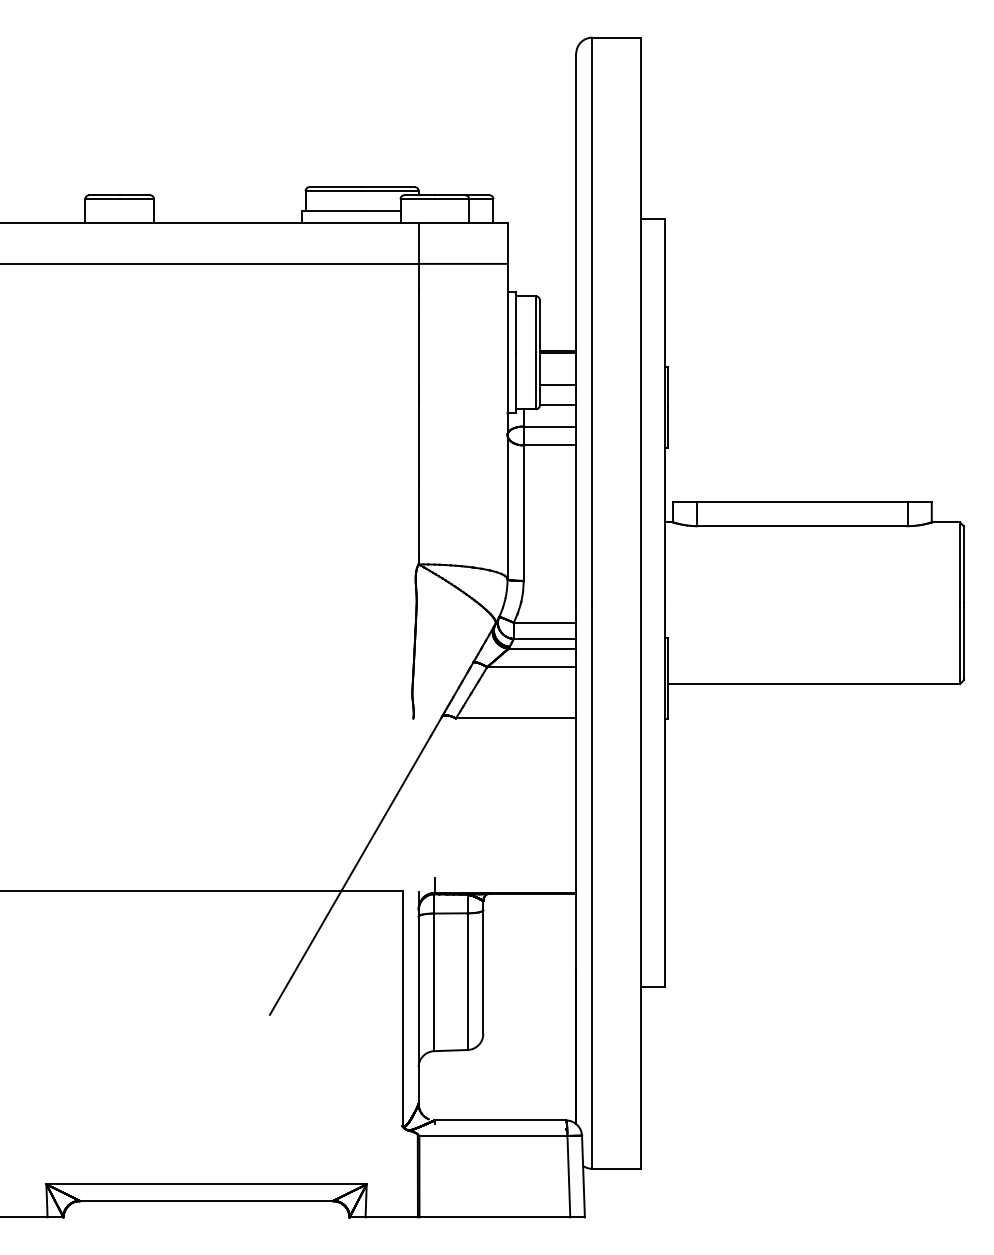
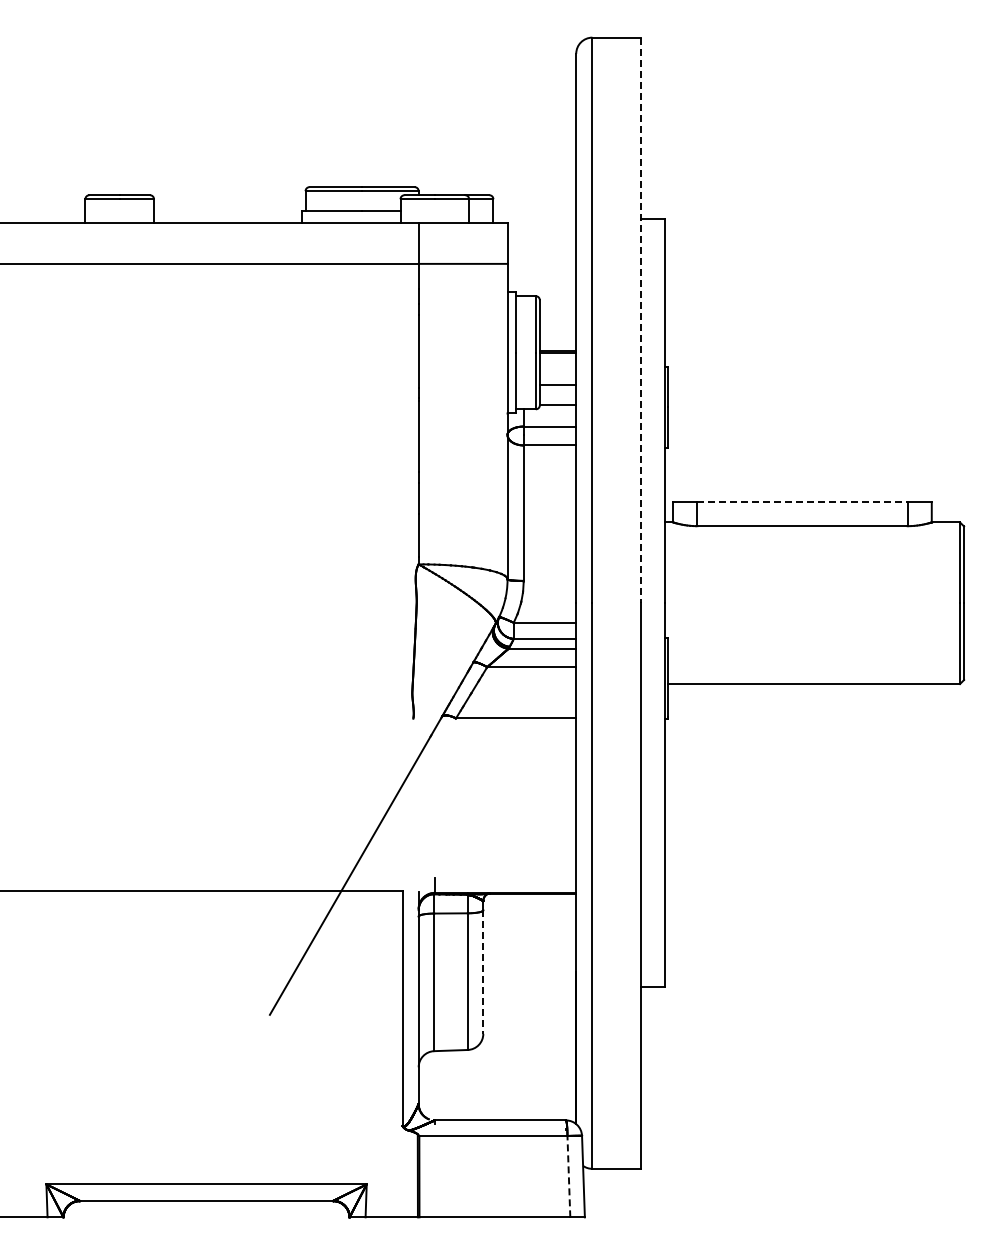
line: solid -> dashed (640, 320)
line: solid -> dashed (802, 502)
line: solid -> dashed (483, 972)
line: solid -> dashed (568, 1176)
